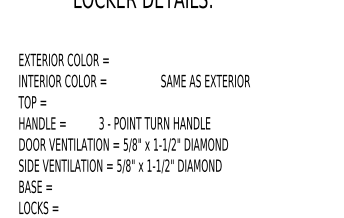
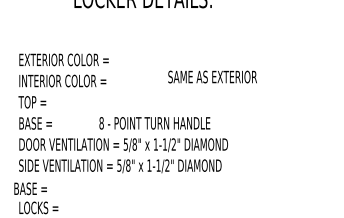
text position: (205, 80) -> (212, 76) (212, 76)
text: HANDLE = -> BASE = (42, 123)
text: 3 -> 8 (101, 123)
text position: (35, 186) -> (30, 188) (30, 188)
